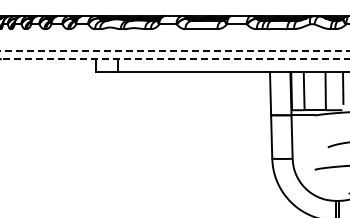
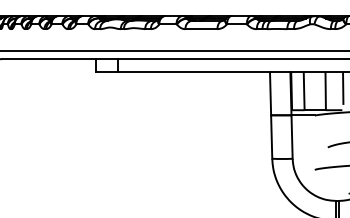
line: dashed -> solid (175, 51)
line: dashed -> solid (175, 59)
